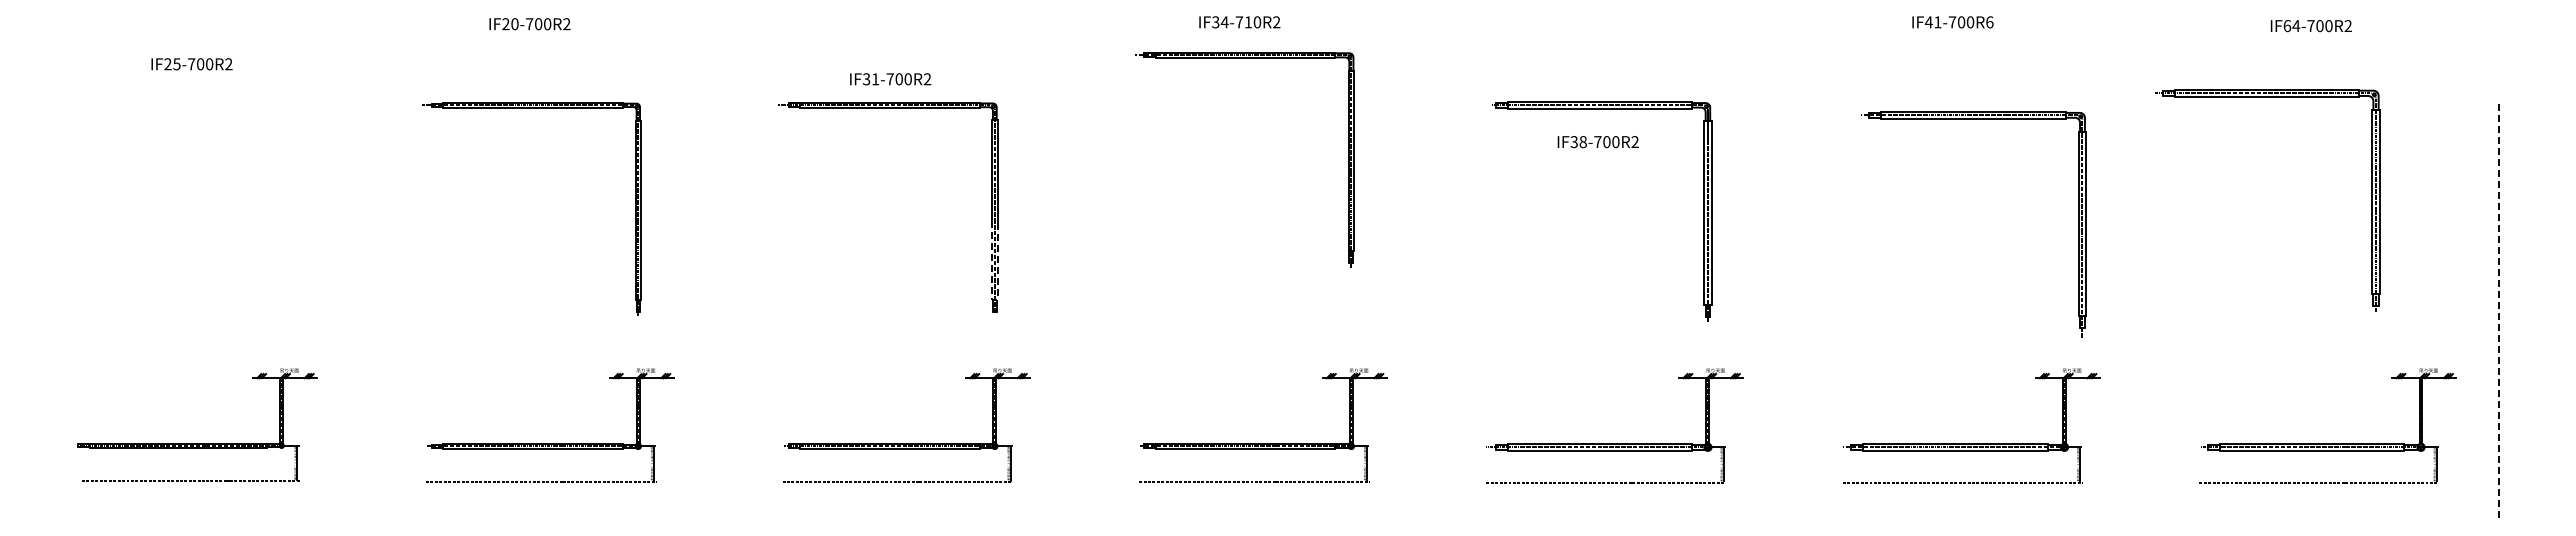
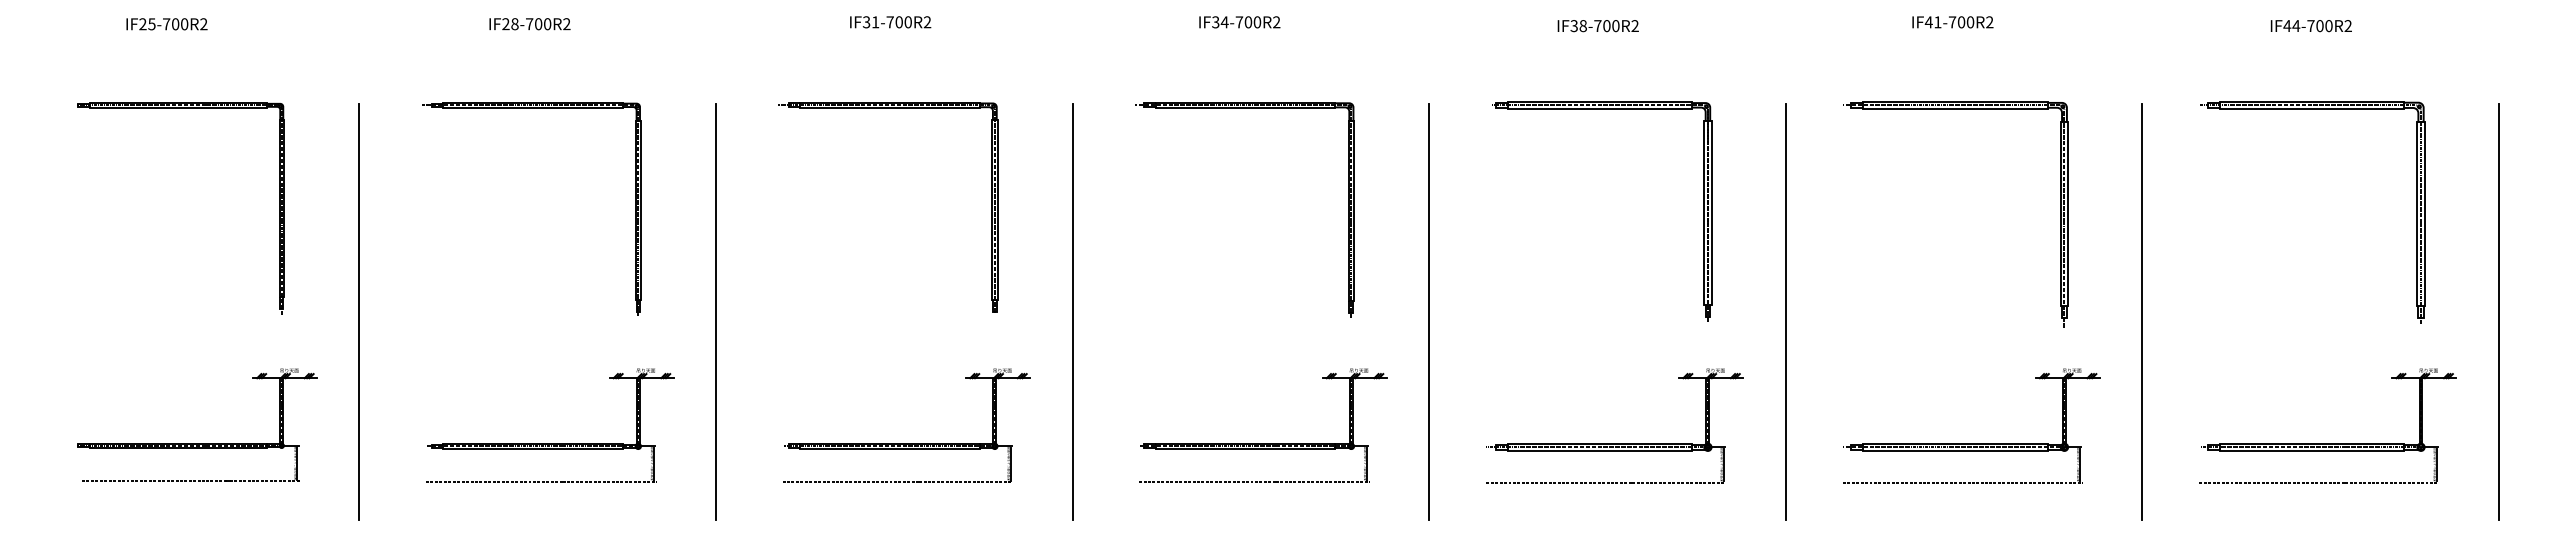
text: IF34-710R2 -> IF34-700R2 (1248, 22)
text: IF41-700R6 -> IF41-700R2 (1989, 22)
text: IF20-700R2 -> IF28-700R2 (514, 23)
text: IF64-700R2 -> IF44-700R2 (2287, 26)
part position: (1244, 58) -> (1244, 108) (1244, 108)
text position: (191, 64) -> (166, 24) (166, 24)
text position: (890, 79) -> (890, 22) (890, 22)
part position: (2267, 97) -> (2312, 109) (2312, 109)
part position: (1973, 119) -> (1955, 109) (1955, 109)
text position: (1597, 142) -> (1597, 26) (1597, 26)
part: none -> present (279, 208)
line: dashed -> solid (994, 299)
line: none -> present (359, 311)
line: none -> present (715, 311)
line: none -> present (1072, 311)
line: none -> present (1429, 311)
line: none -> present (1785, 311)
line: none -> present (2142, 311)
line: dashed -> solid (2498, 311)
